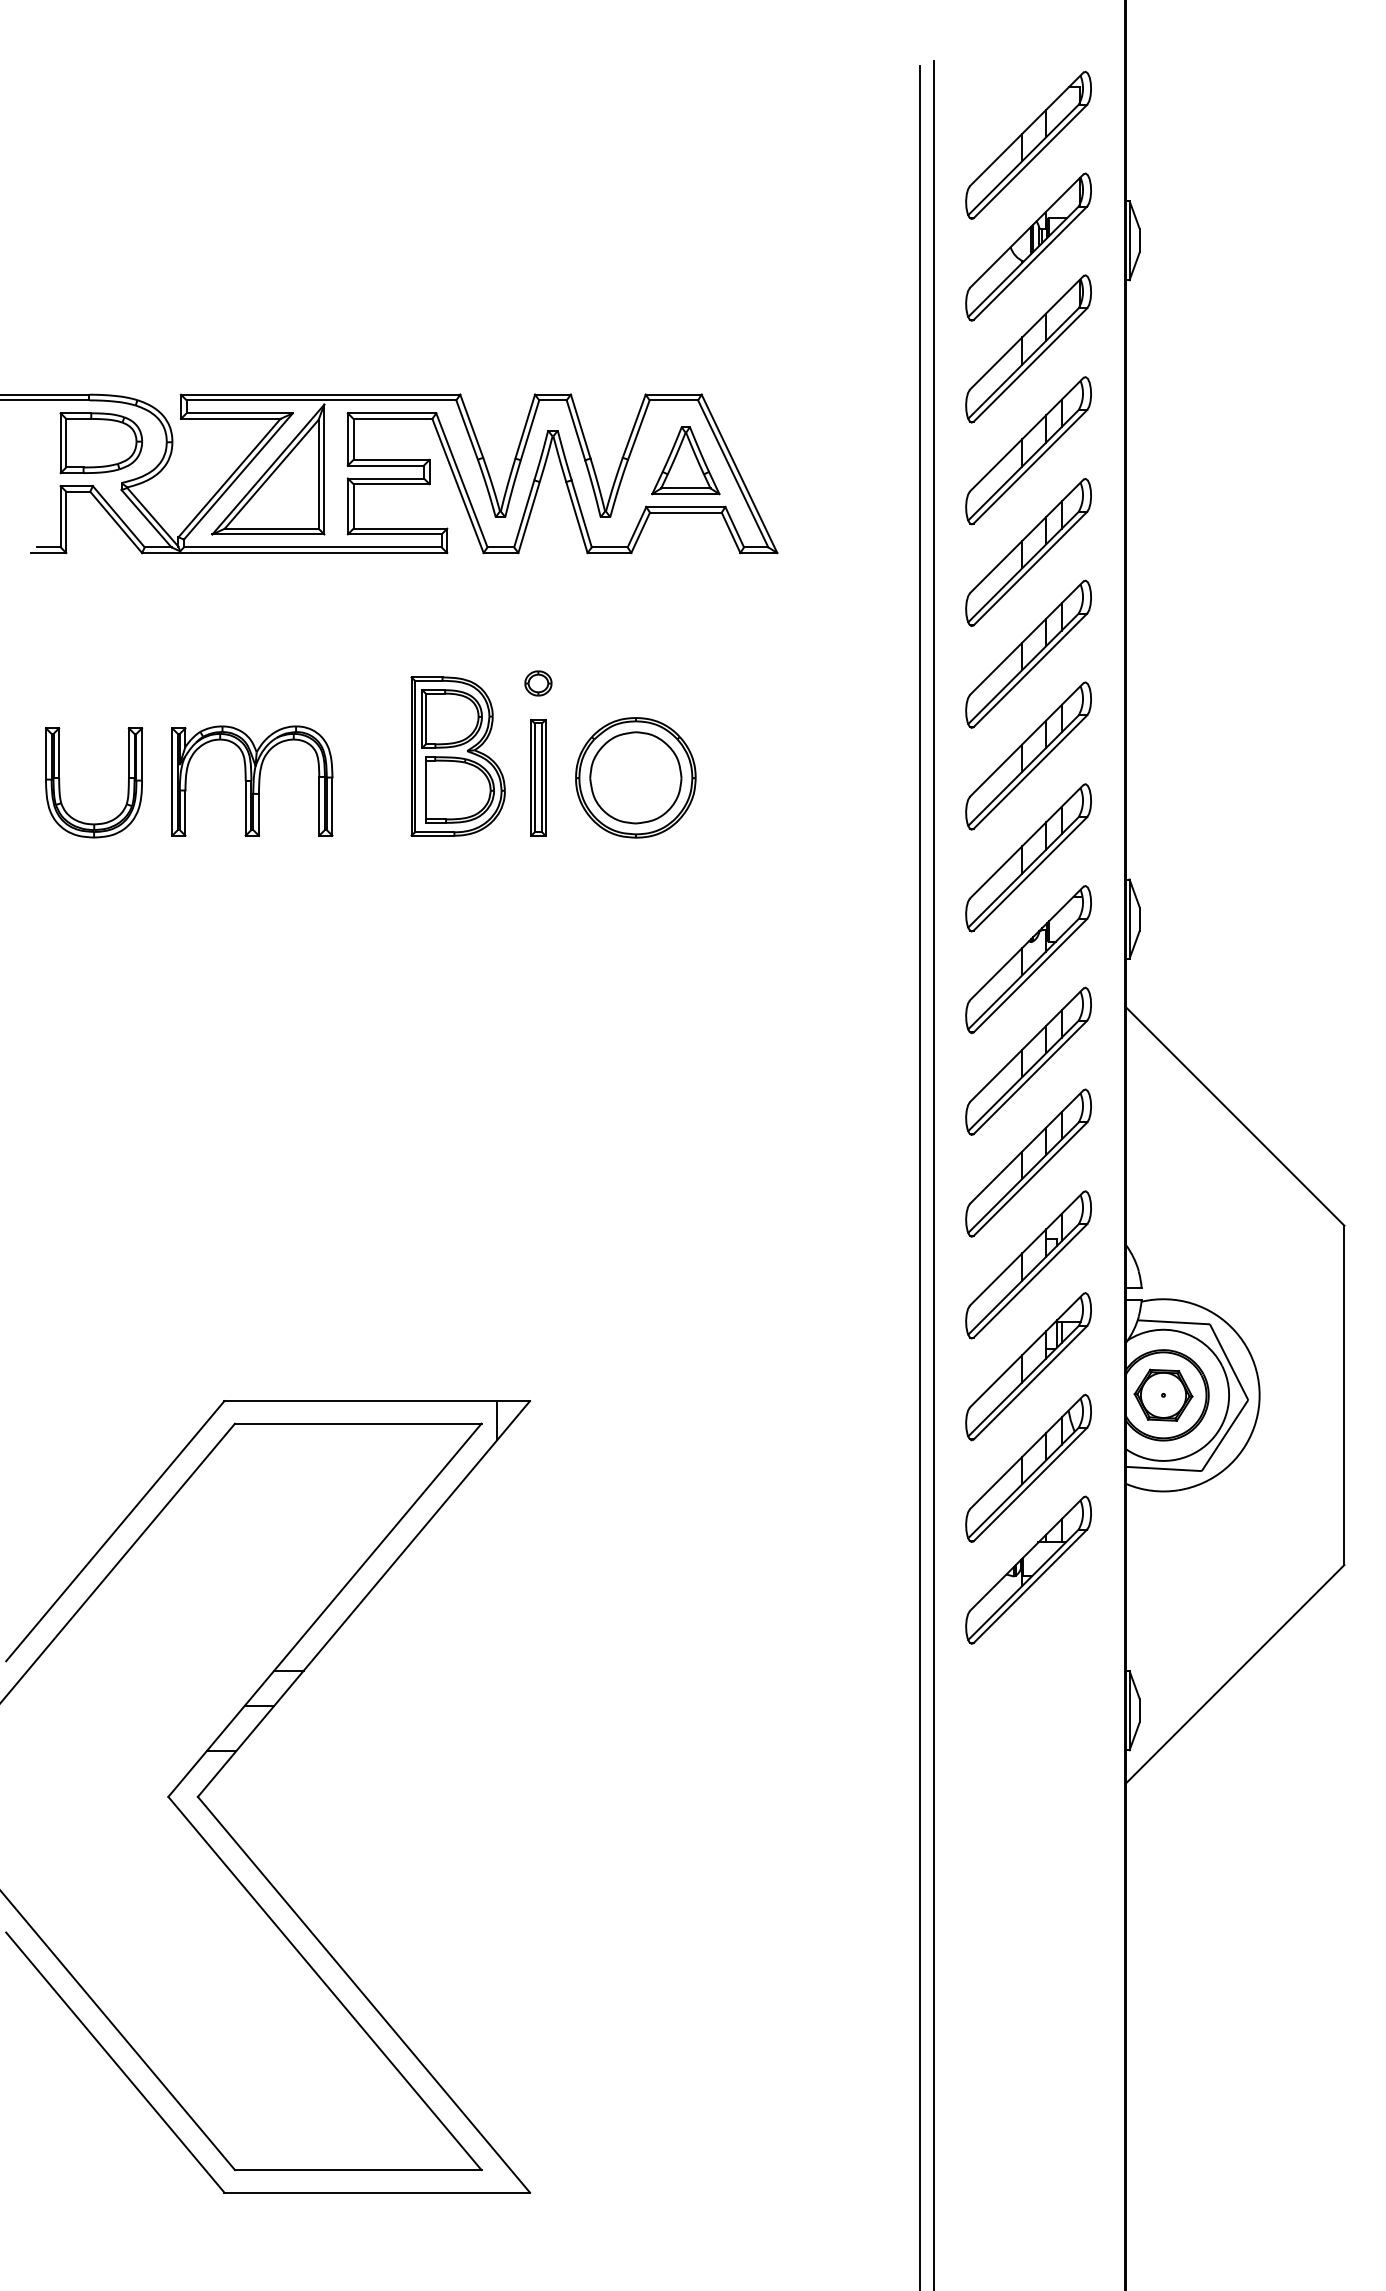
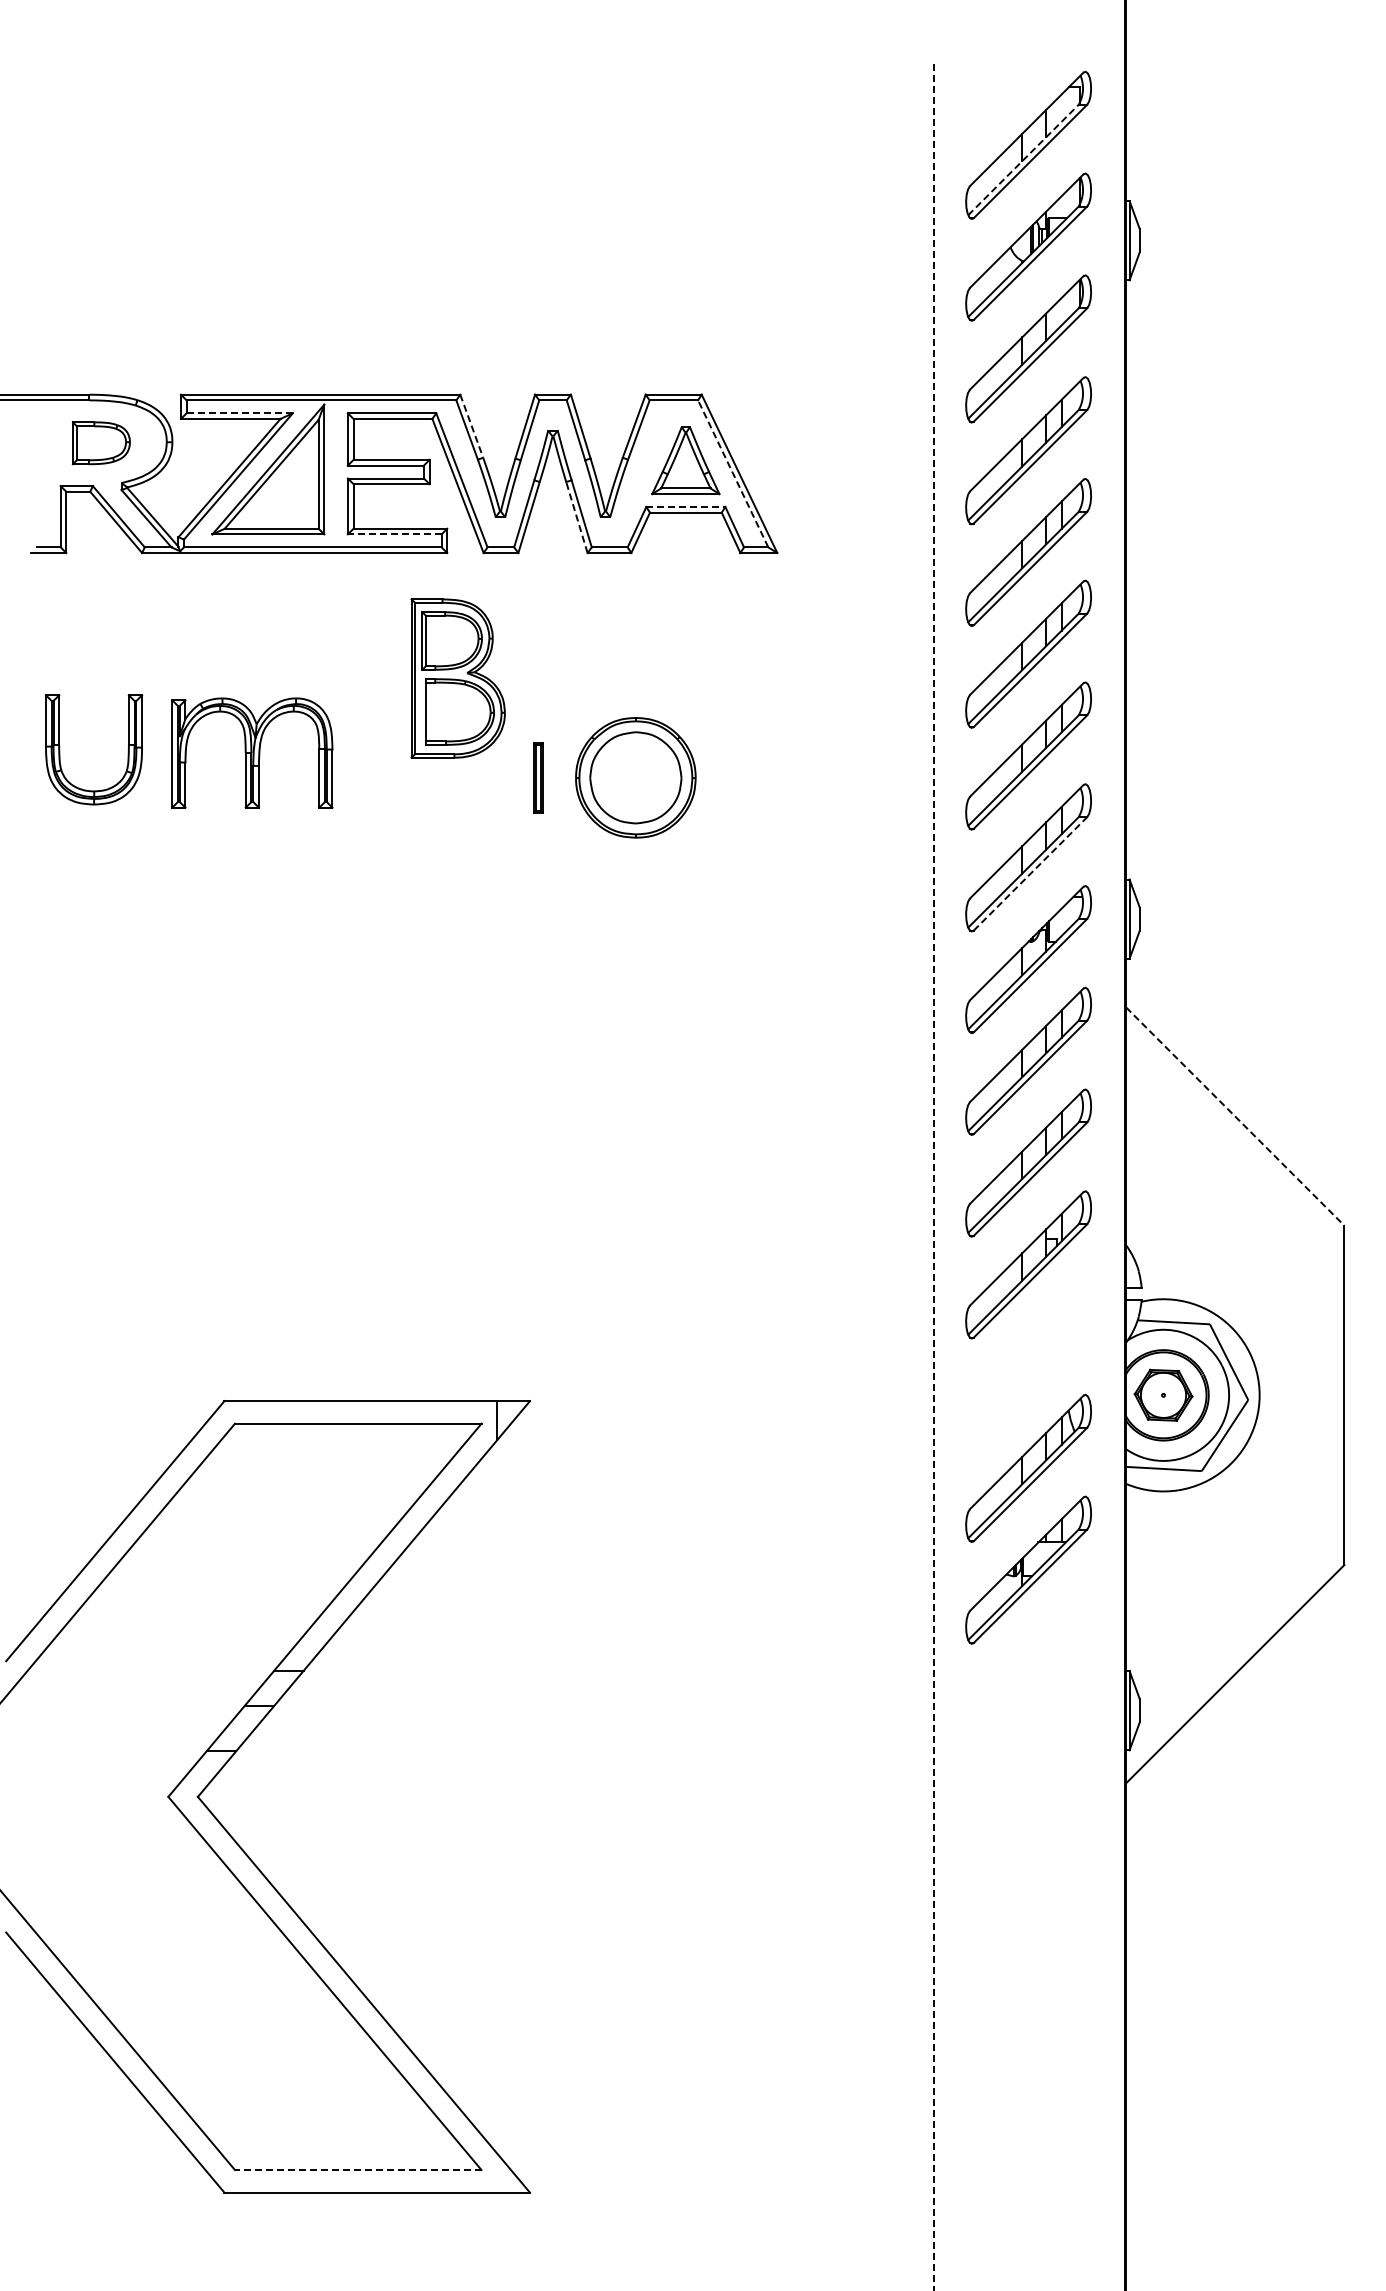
line: solid -> dashed (1023, 159)
line: solid -> dashed (240, 413)
line: solid -> dashed (471, 426)
part size: 85x63 px -> 60x45 px (100, 443)
line: solid -> dashed (733, 473)
line: solid -> dashed (685, 507)
line: solid -> dashed (576, 517)
line: solid -> dashed (394, 534)
part: present -> none (538, 683)
part position: (457, 756) -> (457, 678) (457, 678)
part size: 17x118 px -> 11x72 px (538, 777)
part position: (252, 780) -> (252, 752) (252, 752)
part position: (60, 782) -> (60, 749) (60, 749)
line: solid -> dashed (1030, 873)
line: solid -> dashed (1235, 1116)
line: present -> none (919, 1176)
line: solid -> dashed (933, 1176)
part: present -> none (1028, 1366)
line: solid -> dashed (357, 2170)
